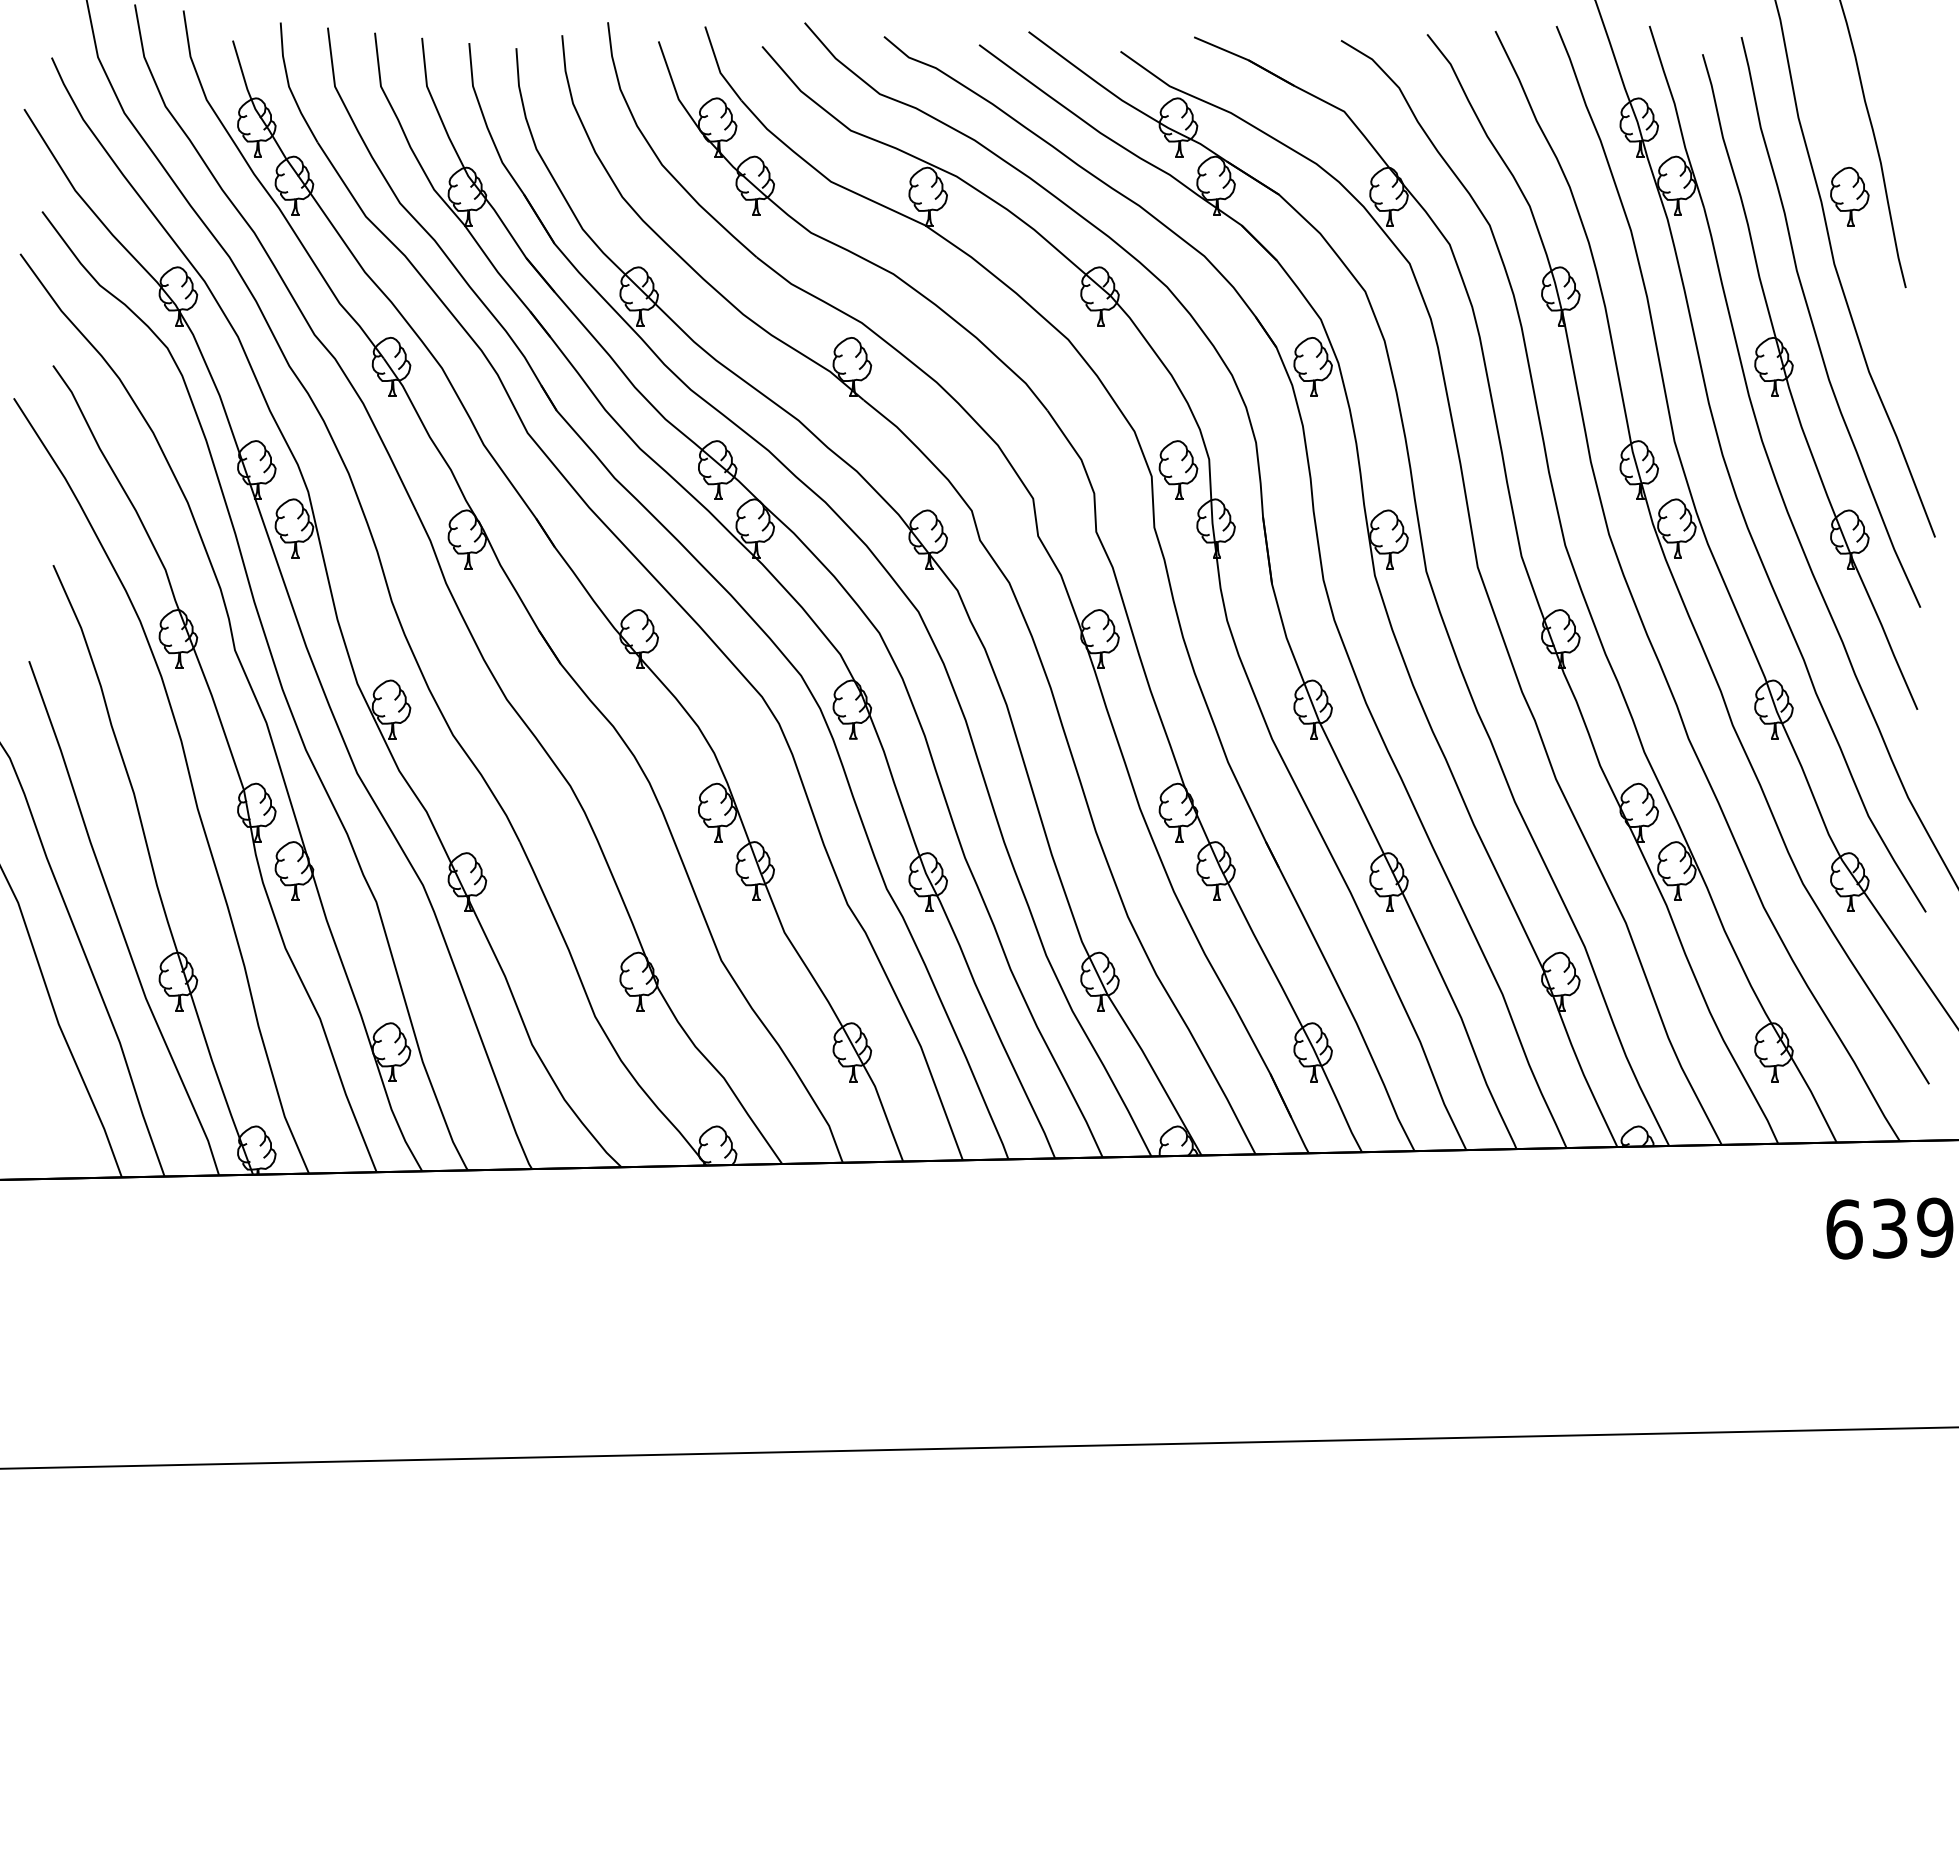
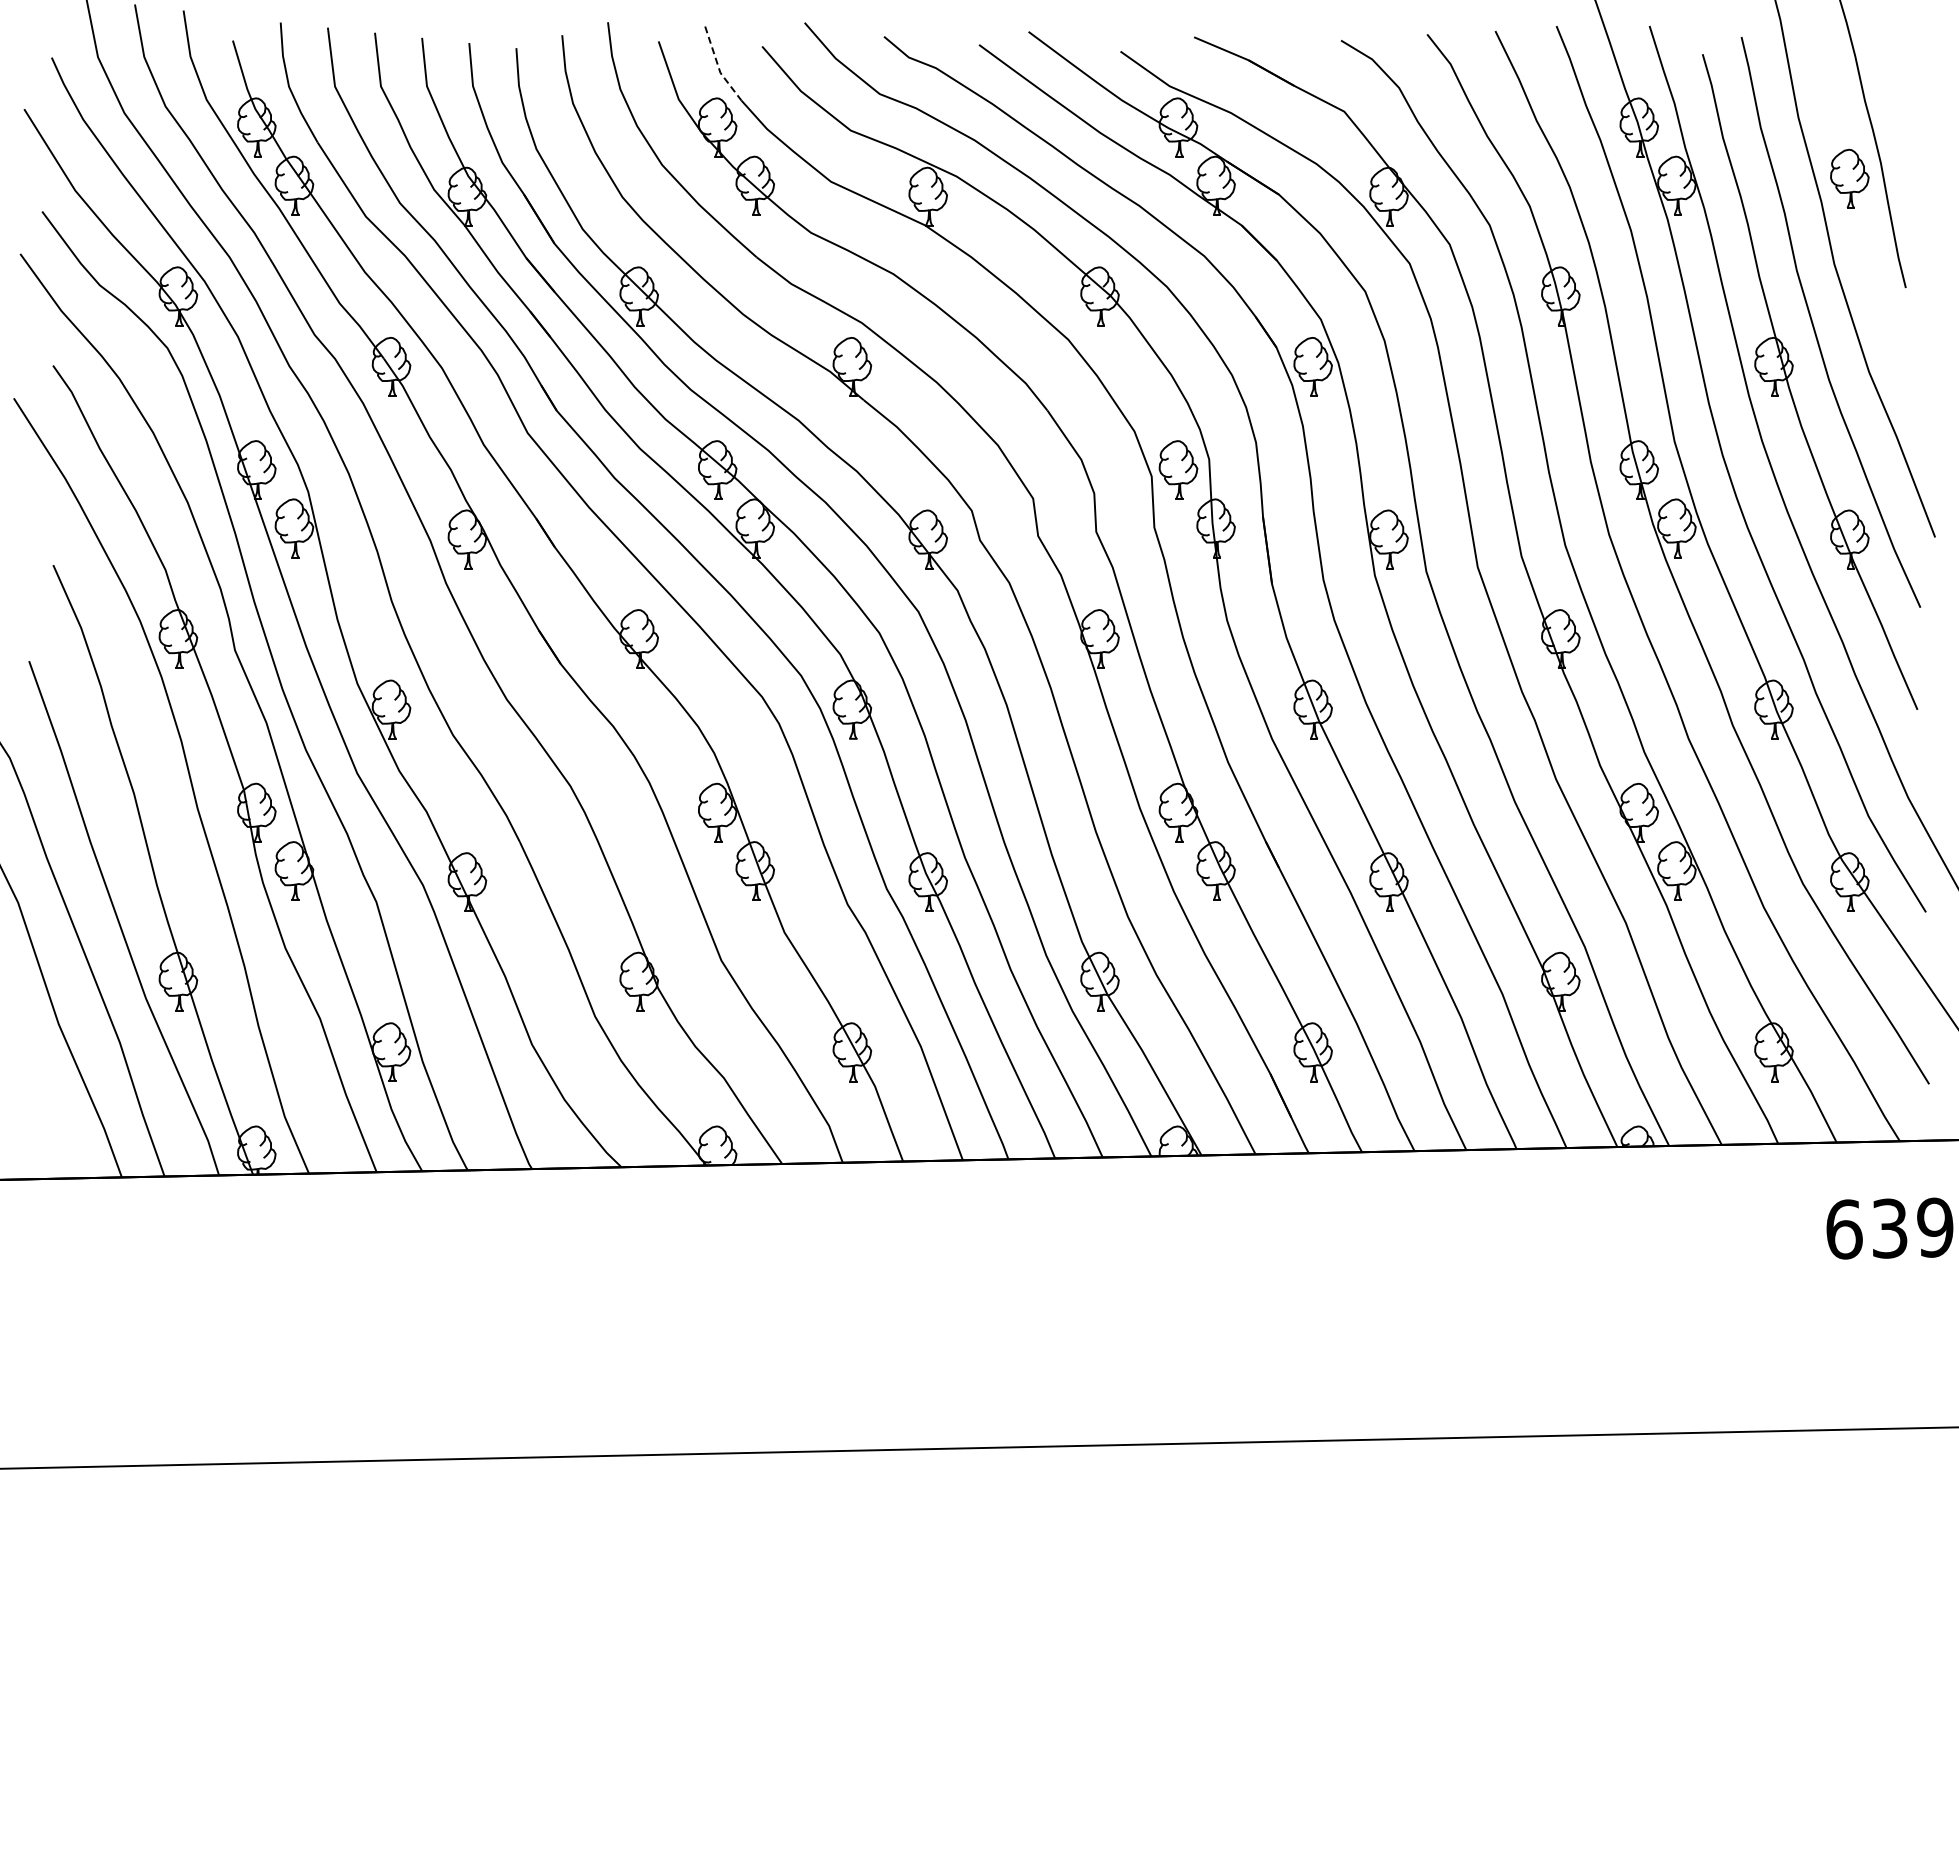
line: solid -> dashed (718, 67)
part position: (1849, 196) -> (1849, 178) (1849, 178)
